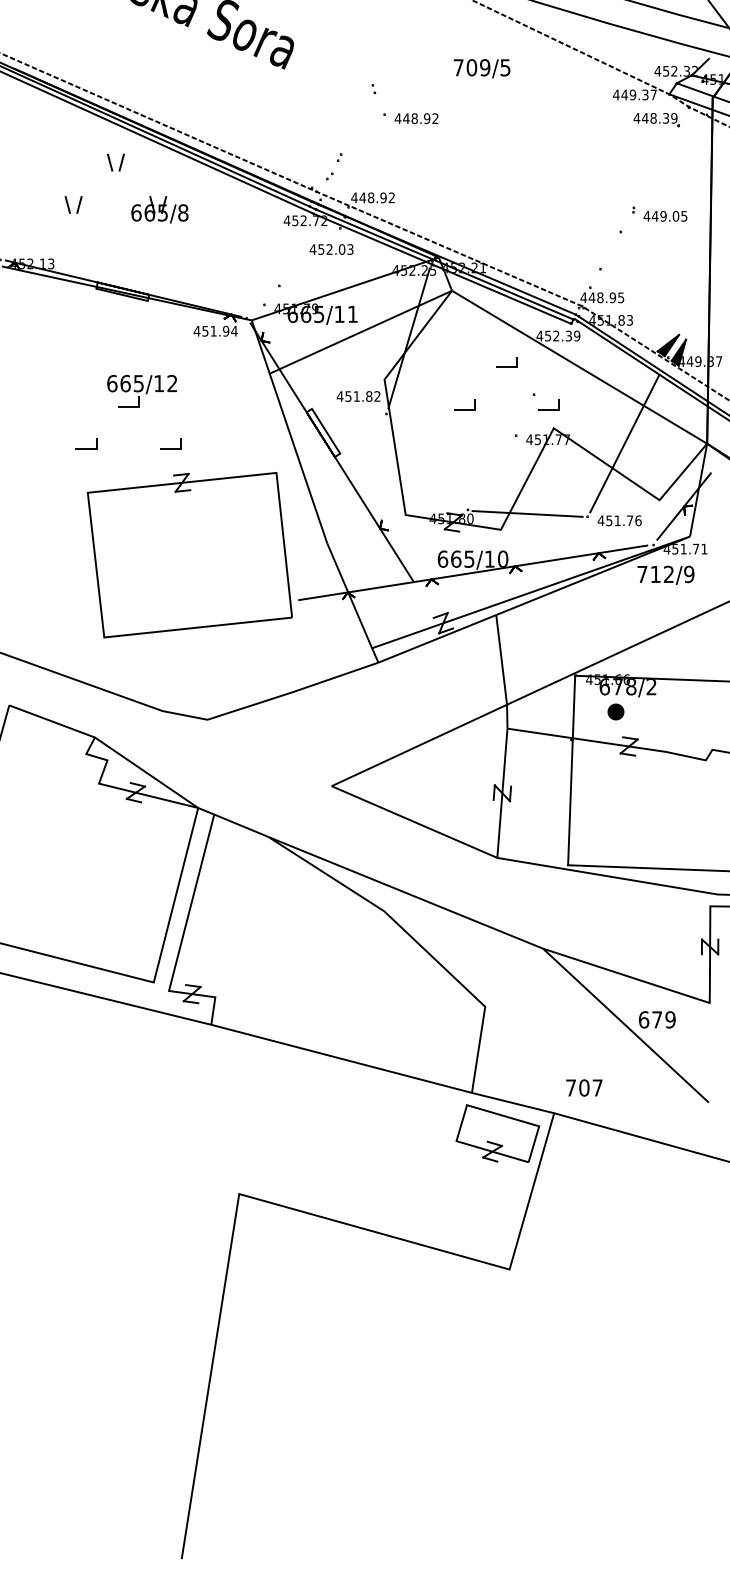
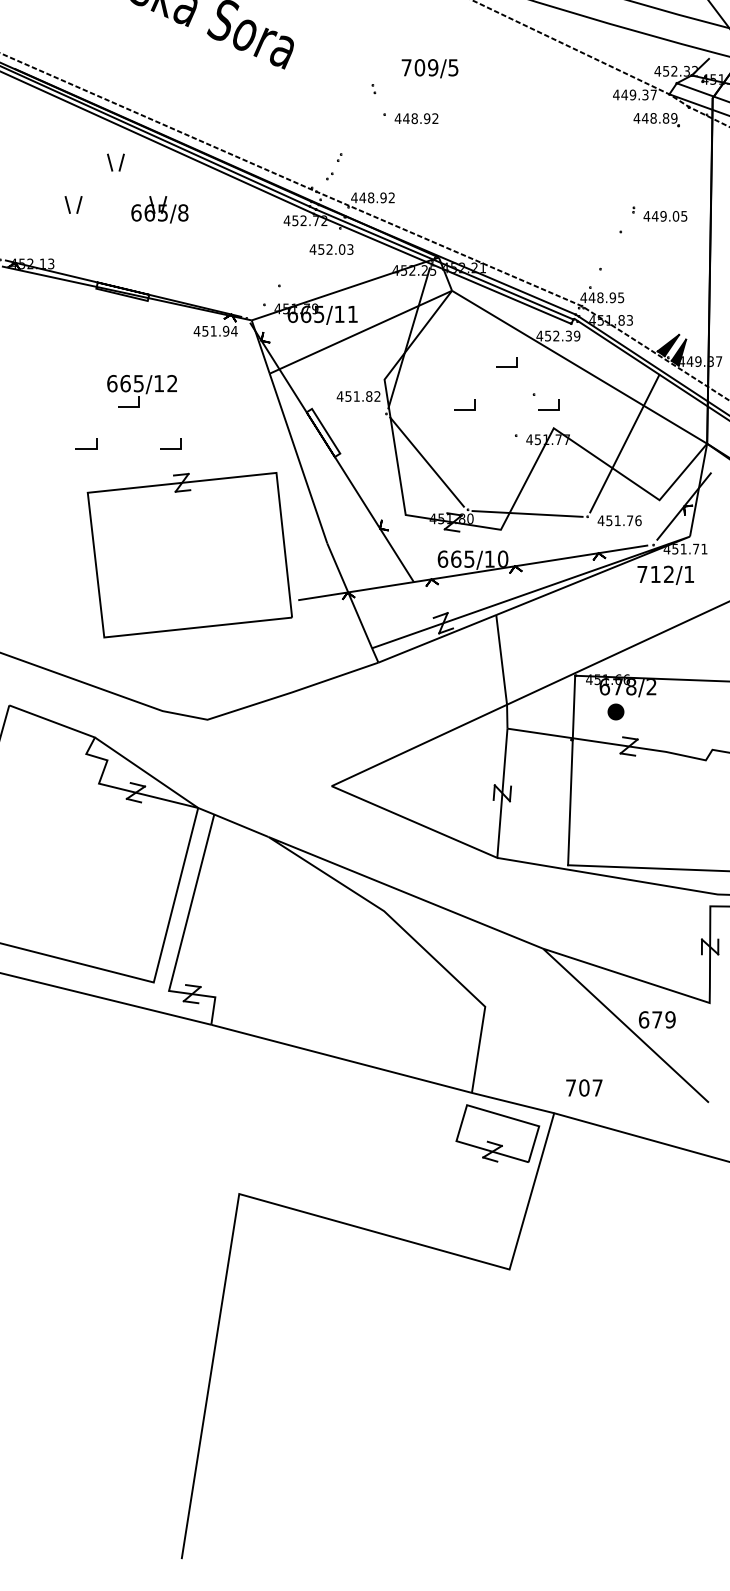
text position: (481, 68) -> (429, 68) (429, 68)
text: 448.39 -> 448.89 (665, 118)
line: none -> present (426, 461)
text: 712/9 -> 712/1 (689, 574)
